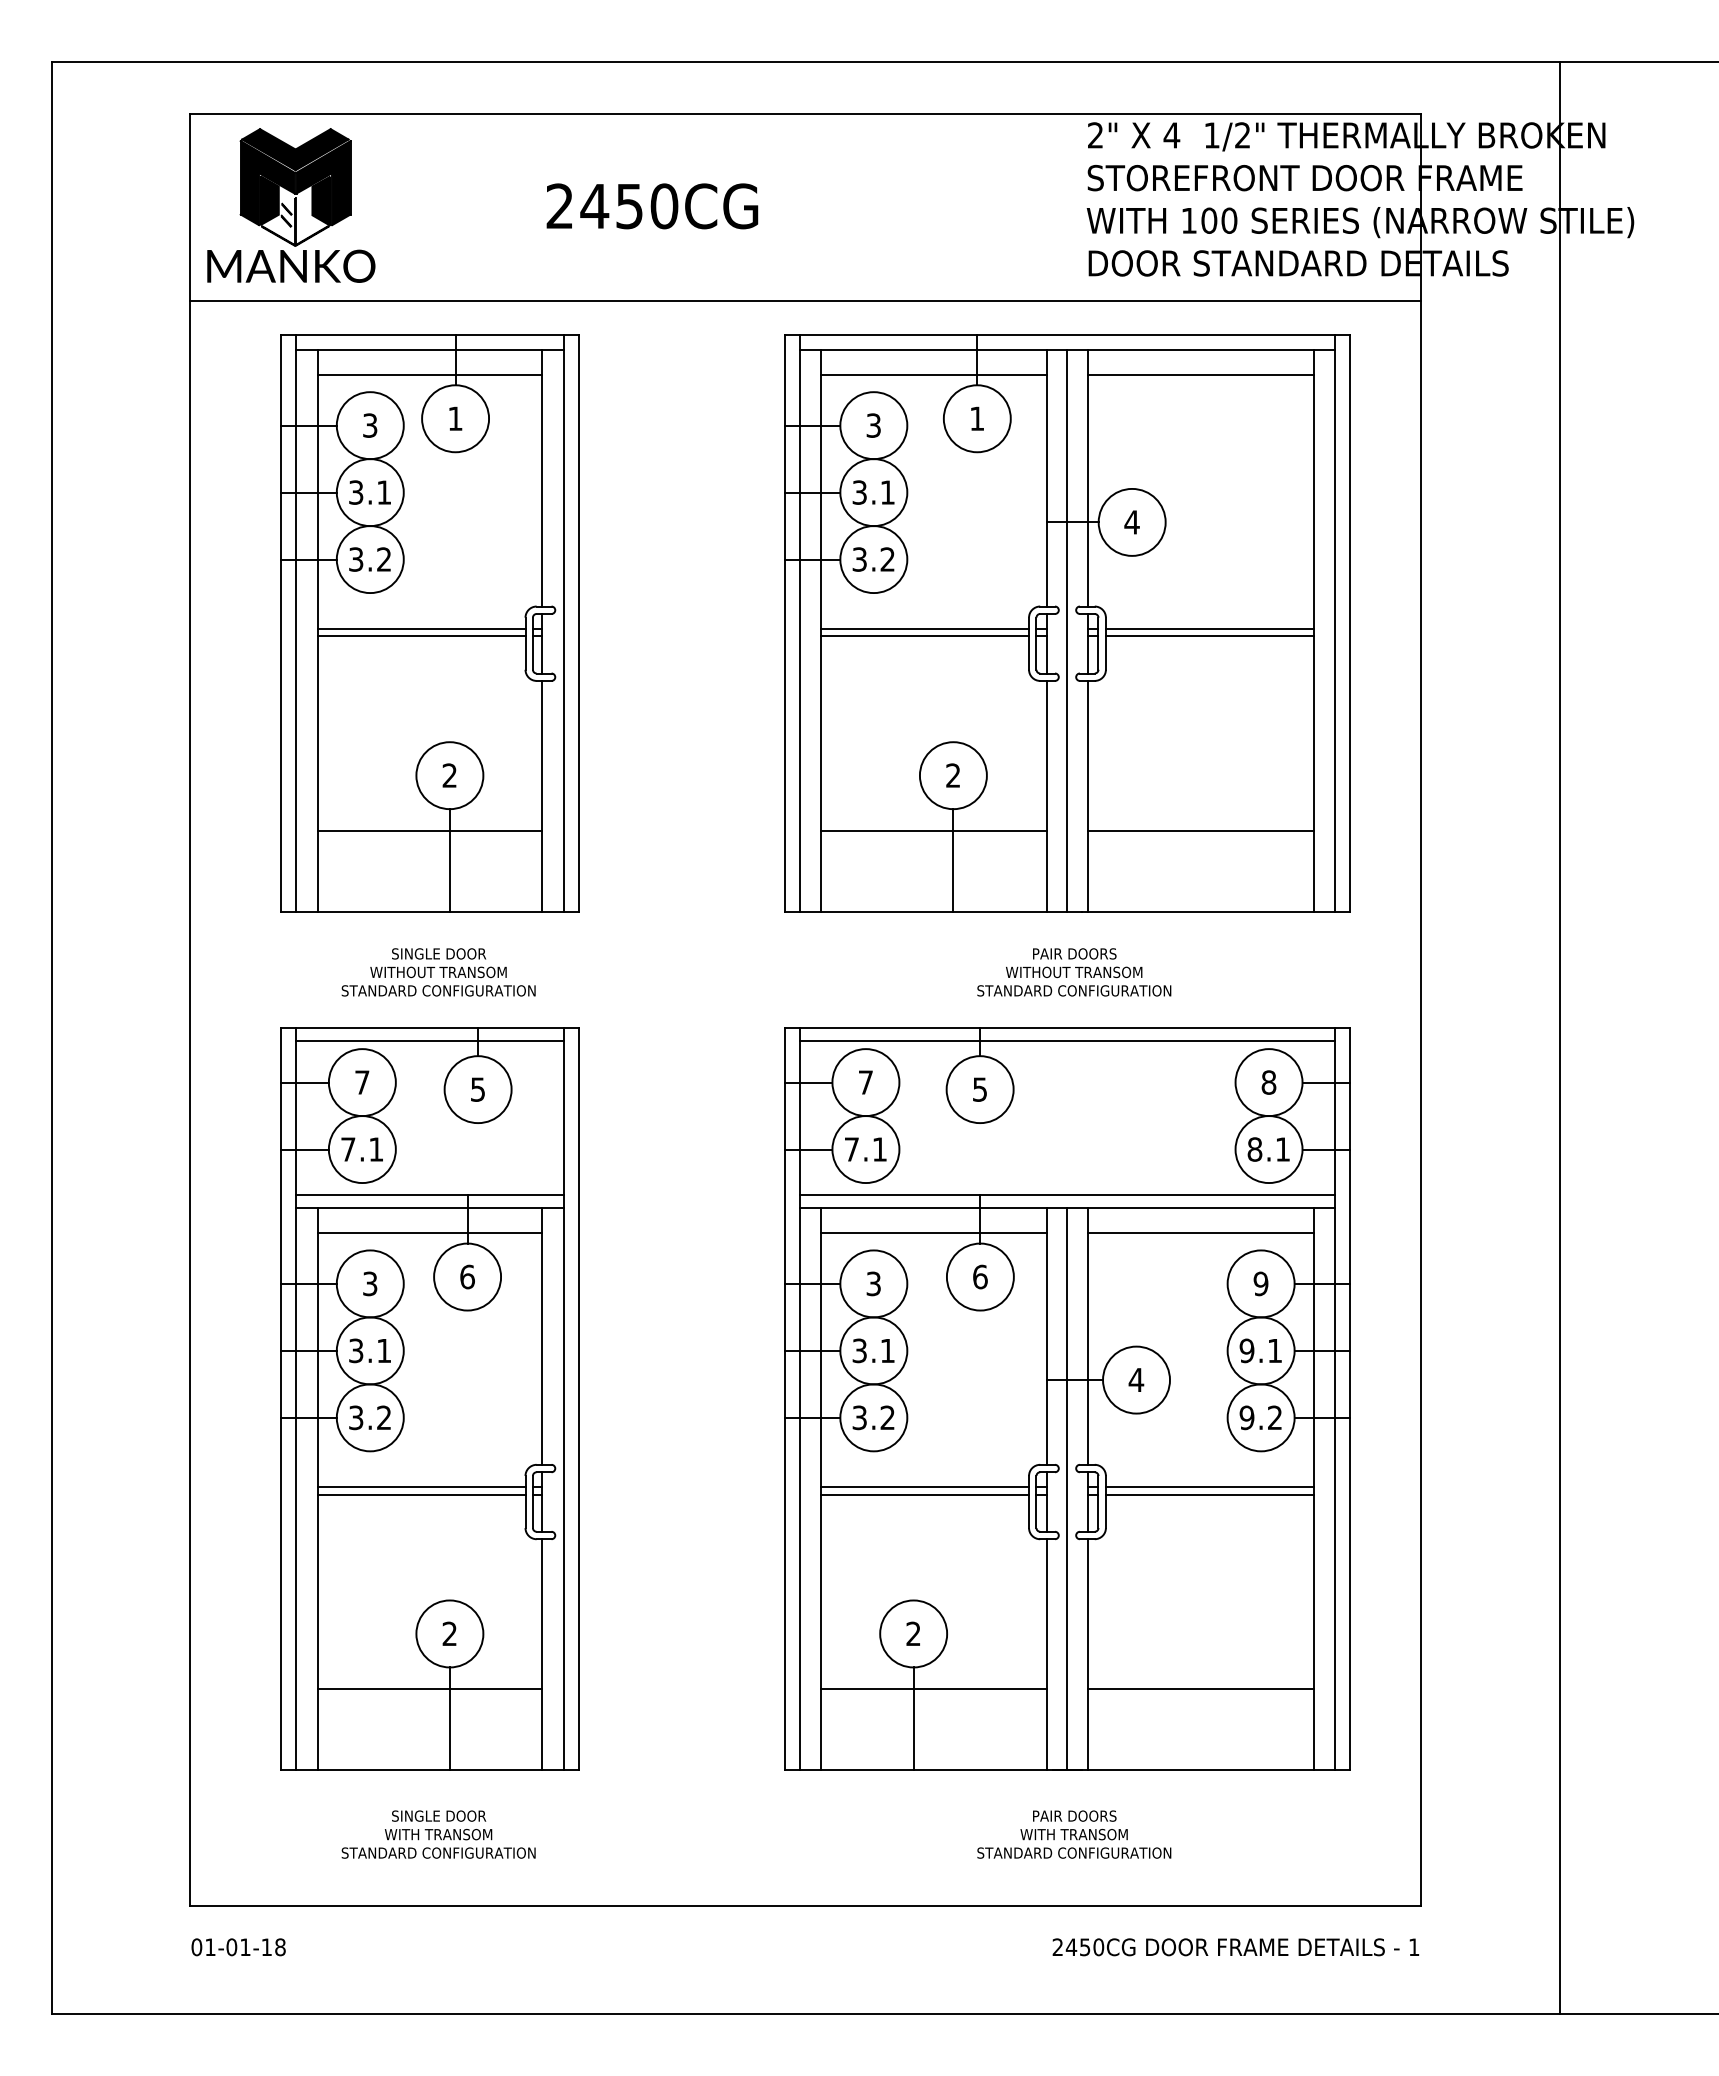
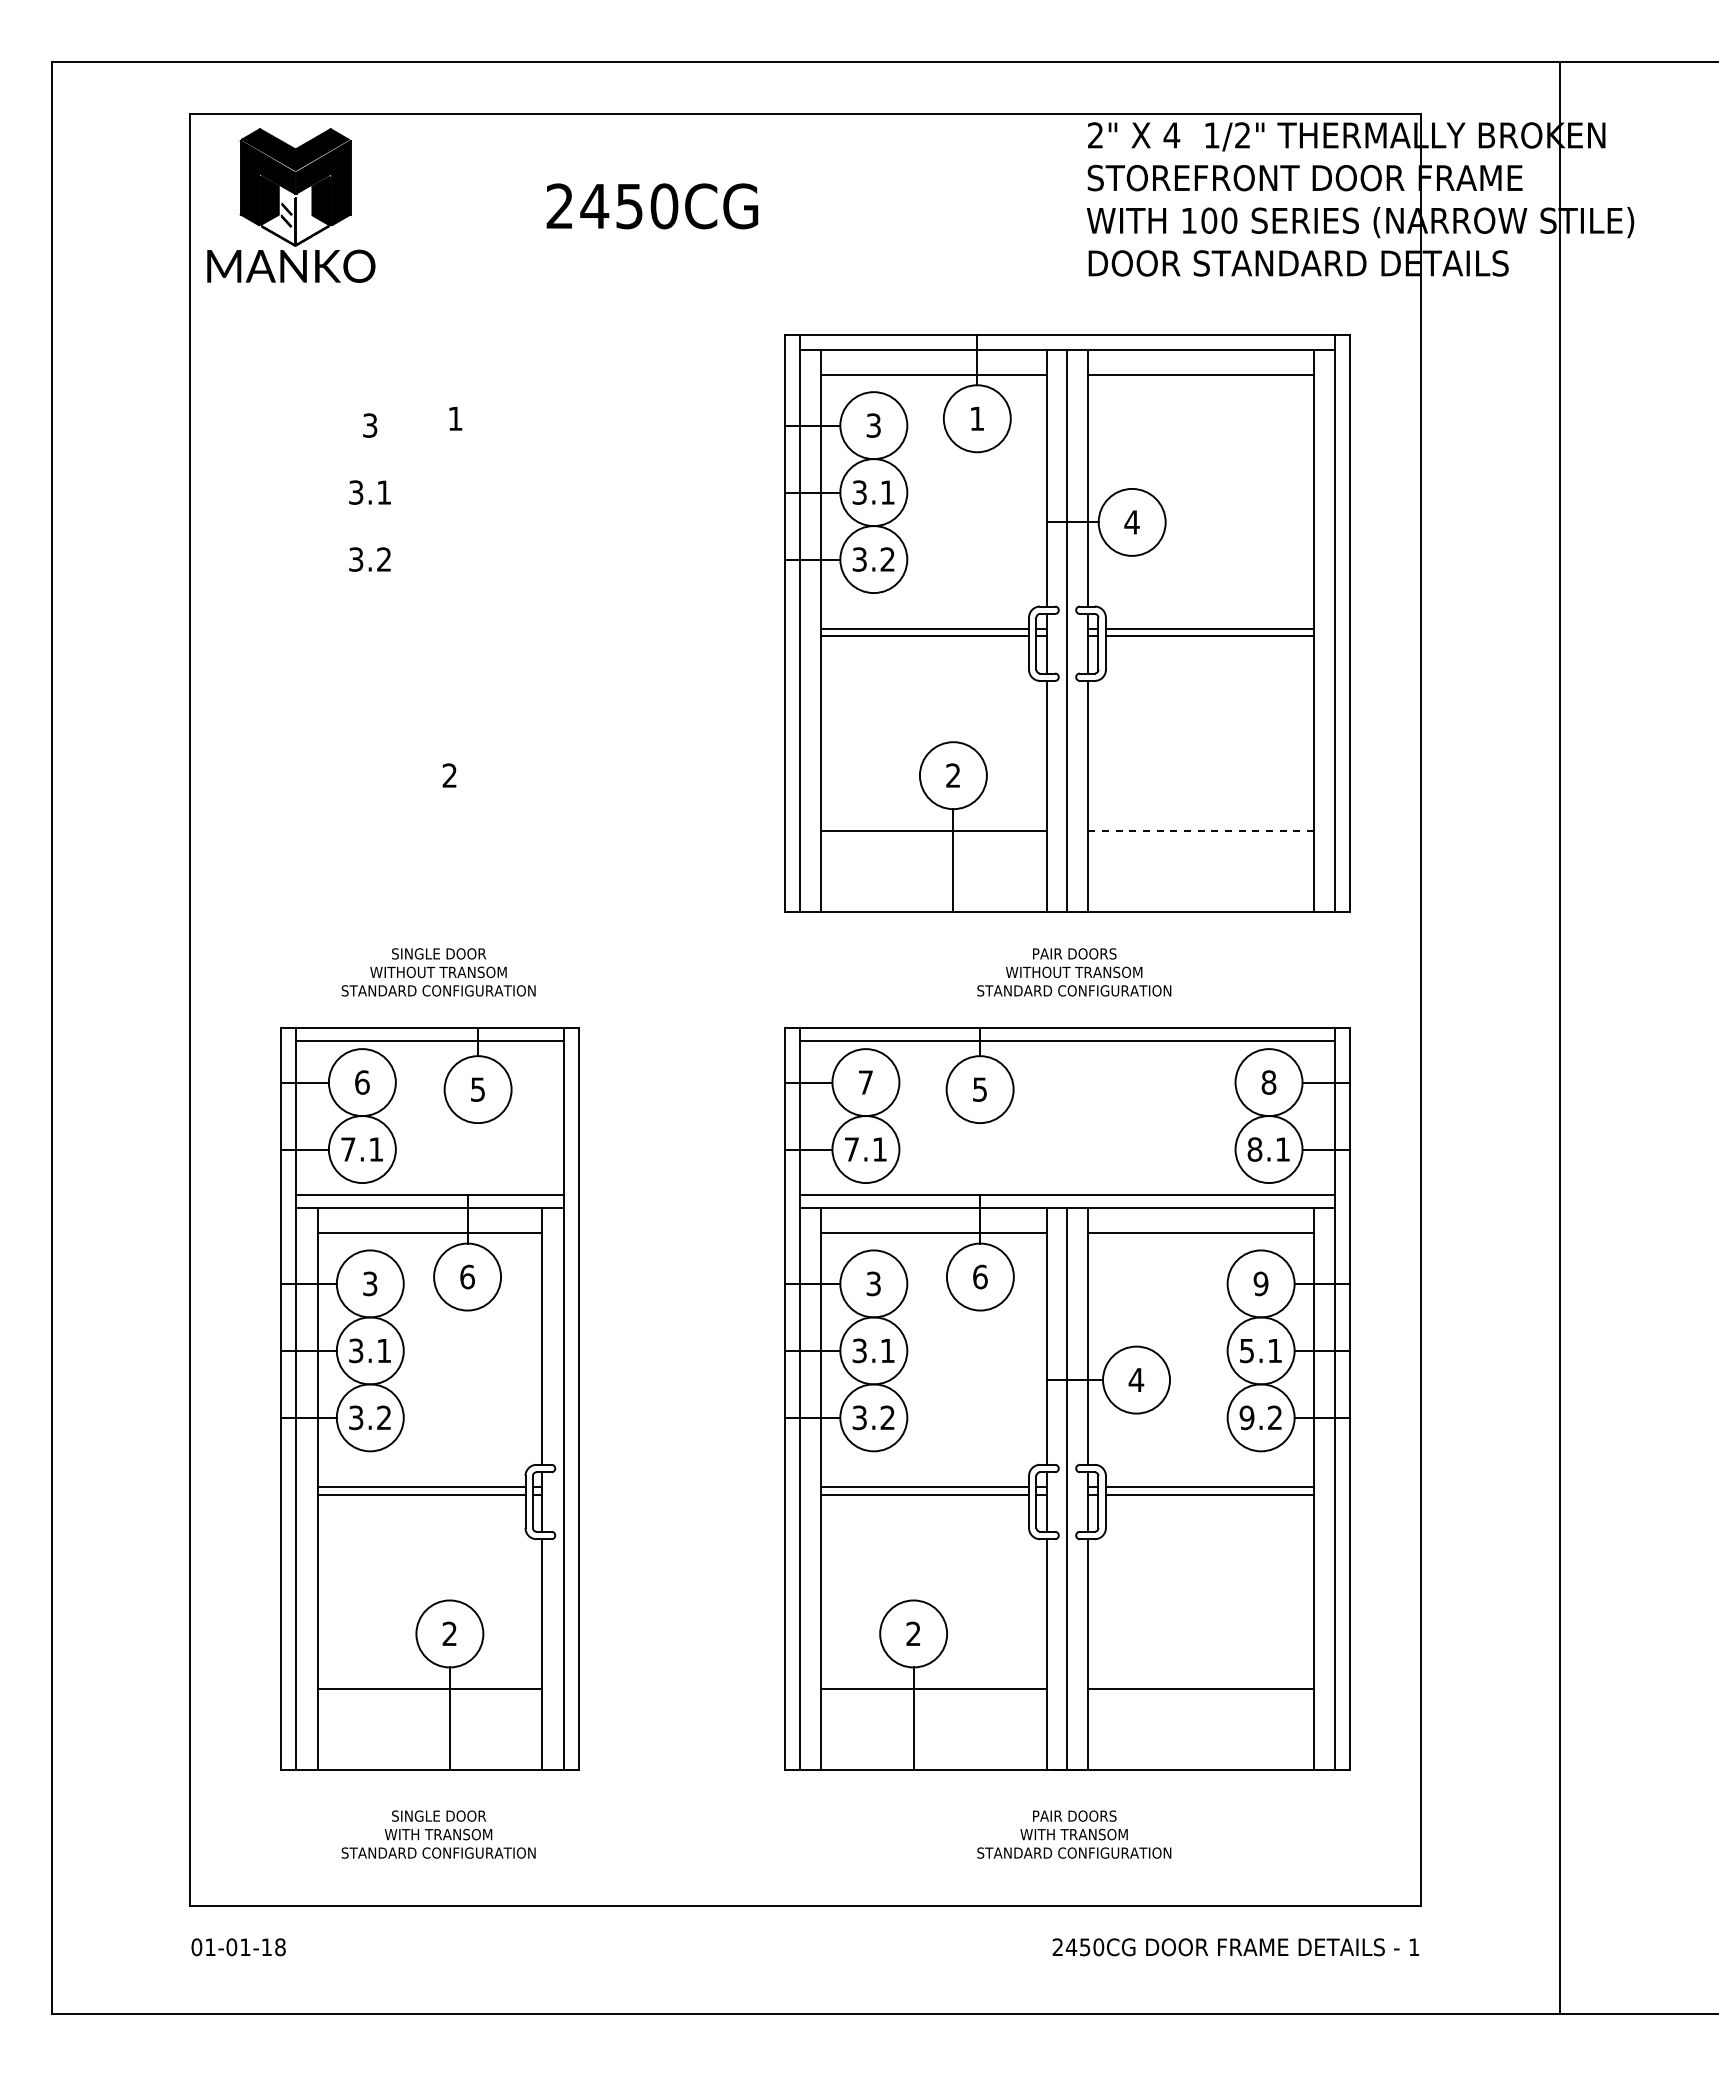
line: present -> none (805, 301)
part: present -> none (429, 623)
line: solid -> dashed (1200, 830)
text: 7 -> 6 (362, 1082)
text: 9.1 -> 5.1 (1246, 1350)
